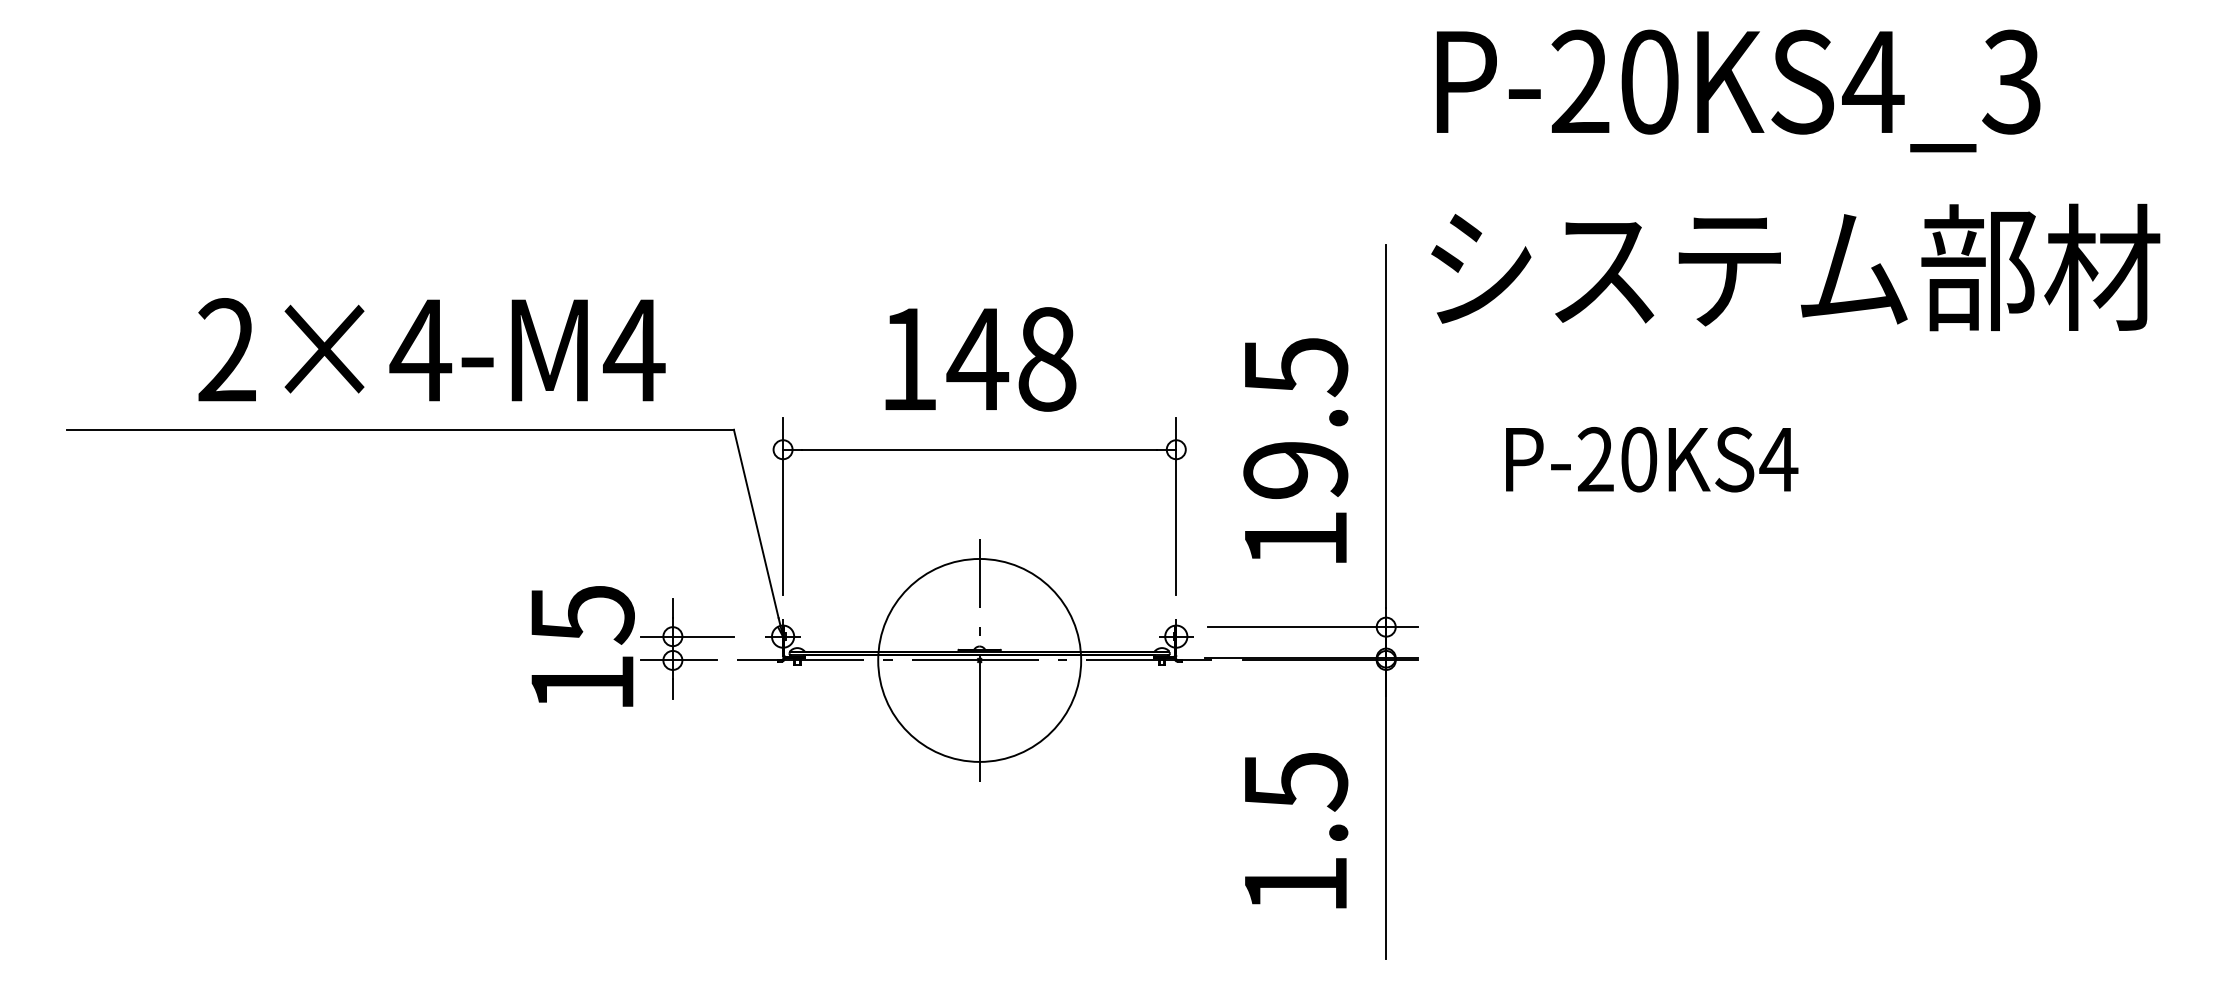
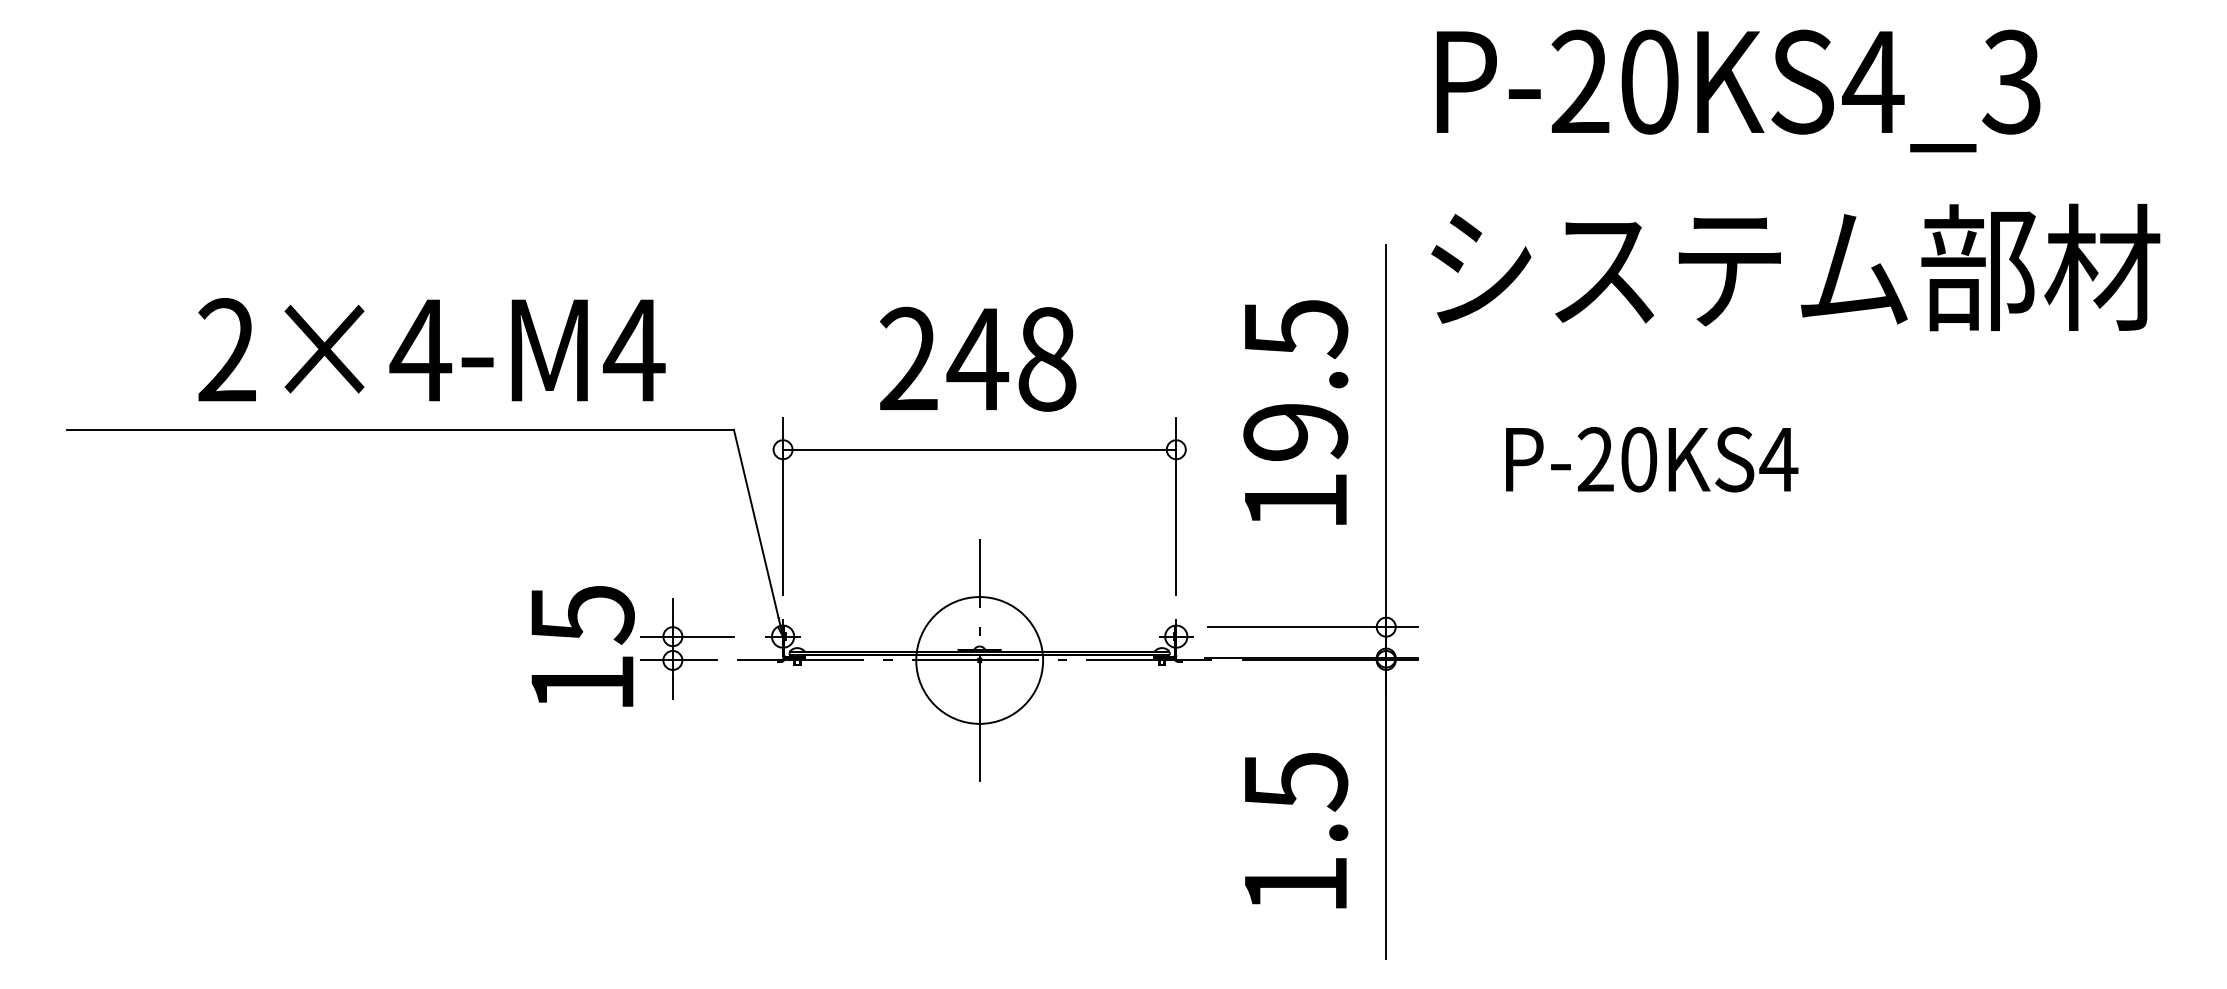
text: 148 -> 248 (908, 357)
text position: (1295, 450) -> (1295, 412) (1295, 412)
circle diameter: 203 px -> 127 px (979, 660)
